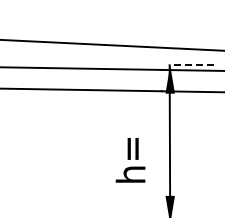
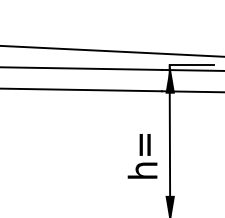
line position: (111, 45) -> (111, 51) (111, 51)
line: dashed -> solid (191, 65)
text position: (130, 160) -> (142, 156) (142, 156)
